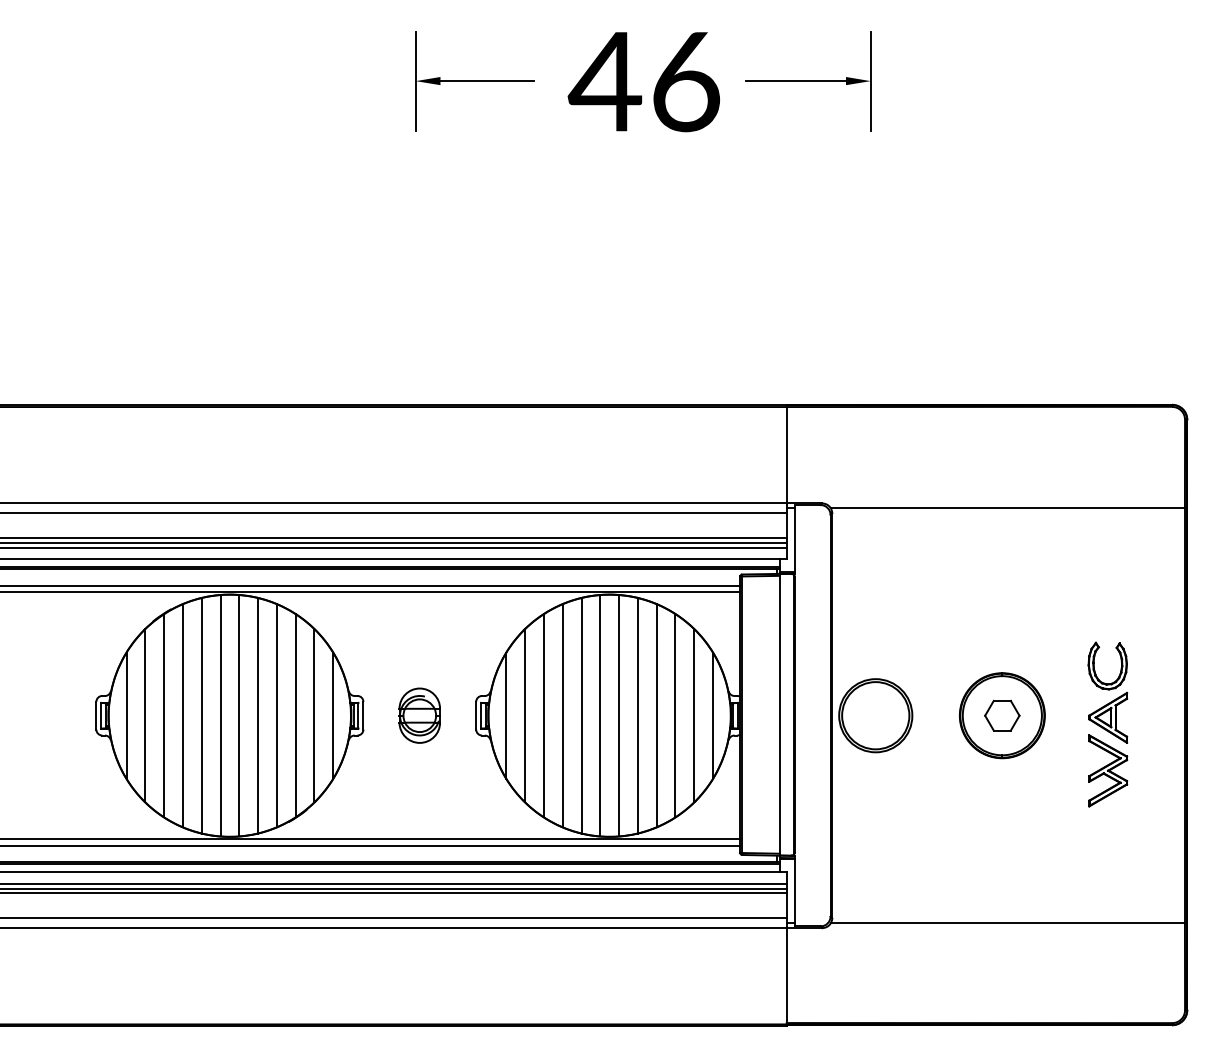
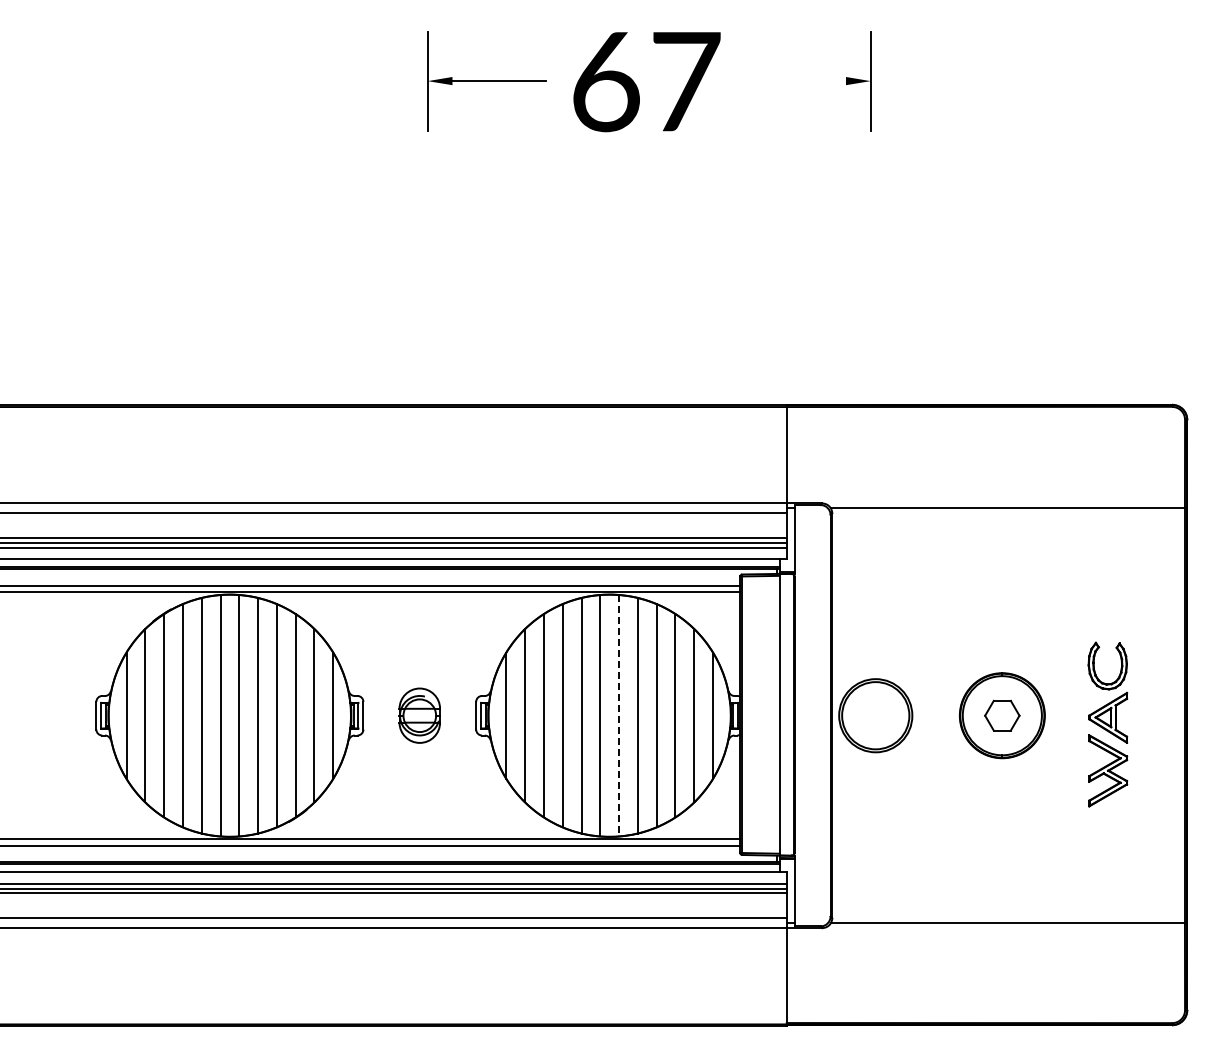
part position: (474, 81) -> (486, 81) (486, 81)
line: present -> none (795, 81)
text: 46 -> 67 (643, 82)
line: solid -> dashed (619, 715)
